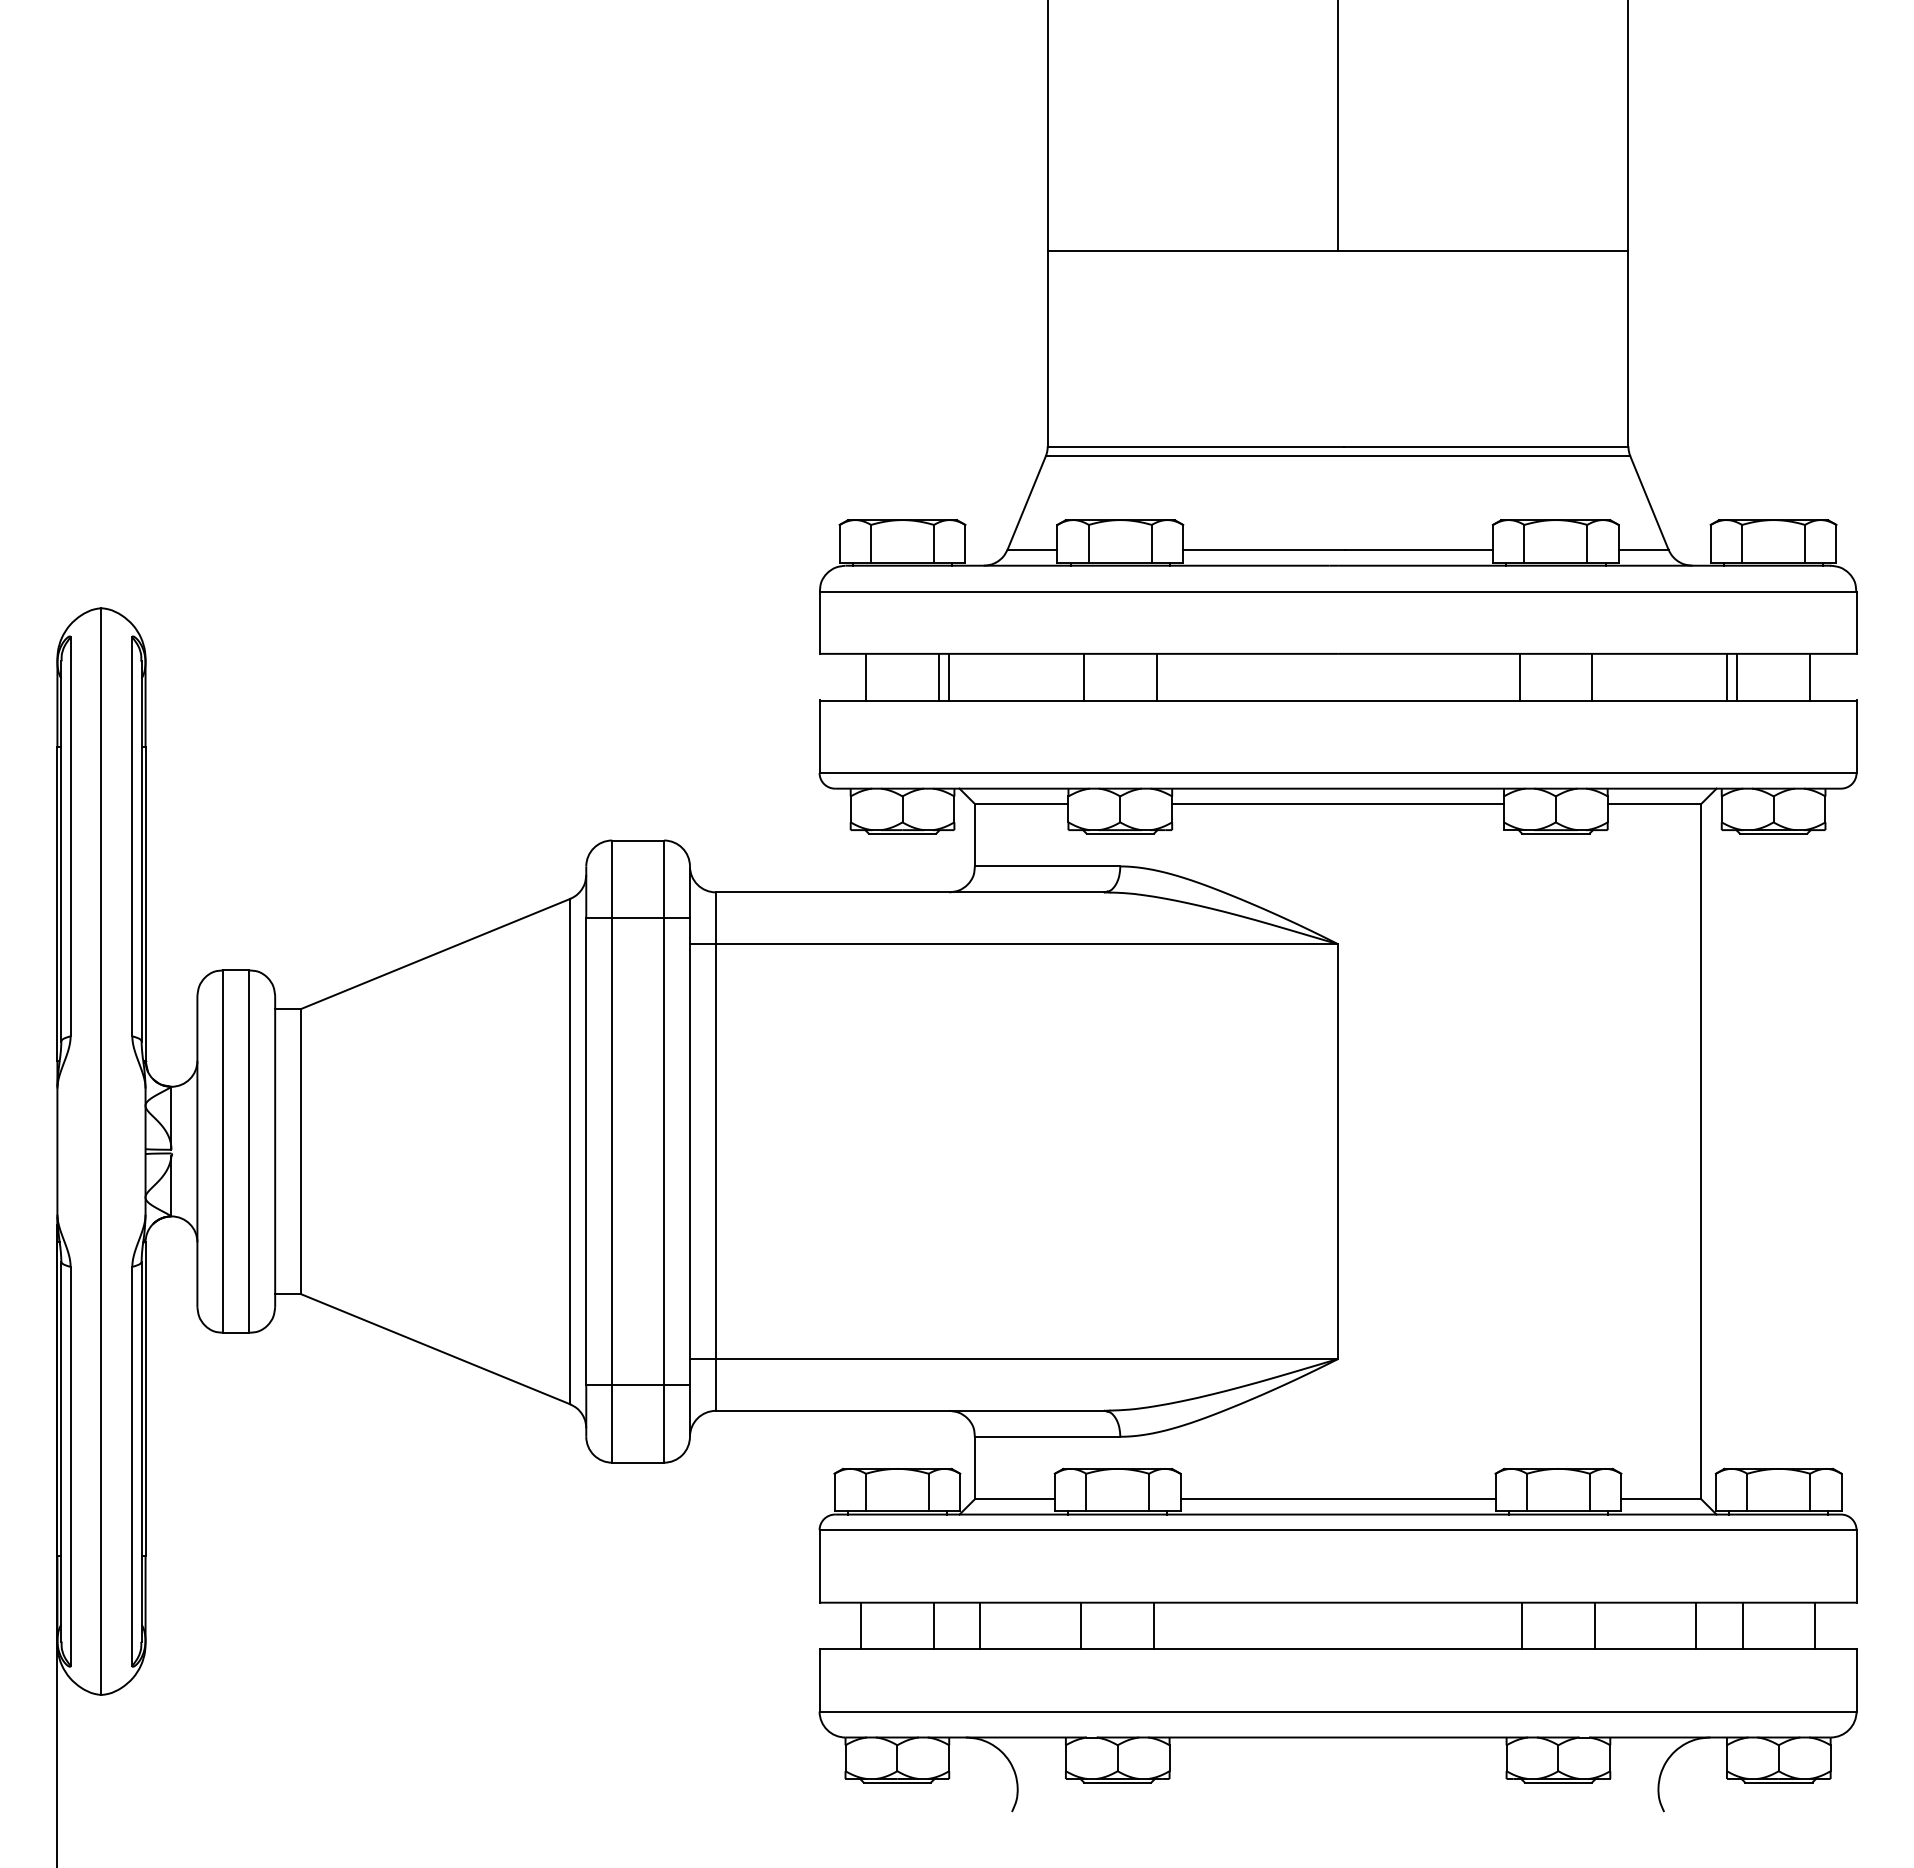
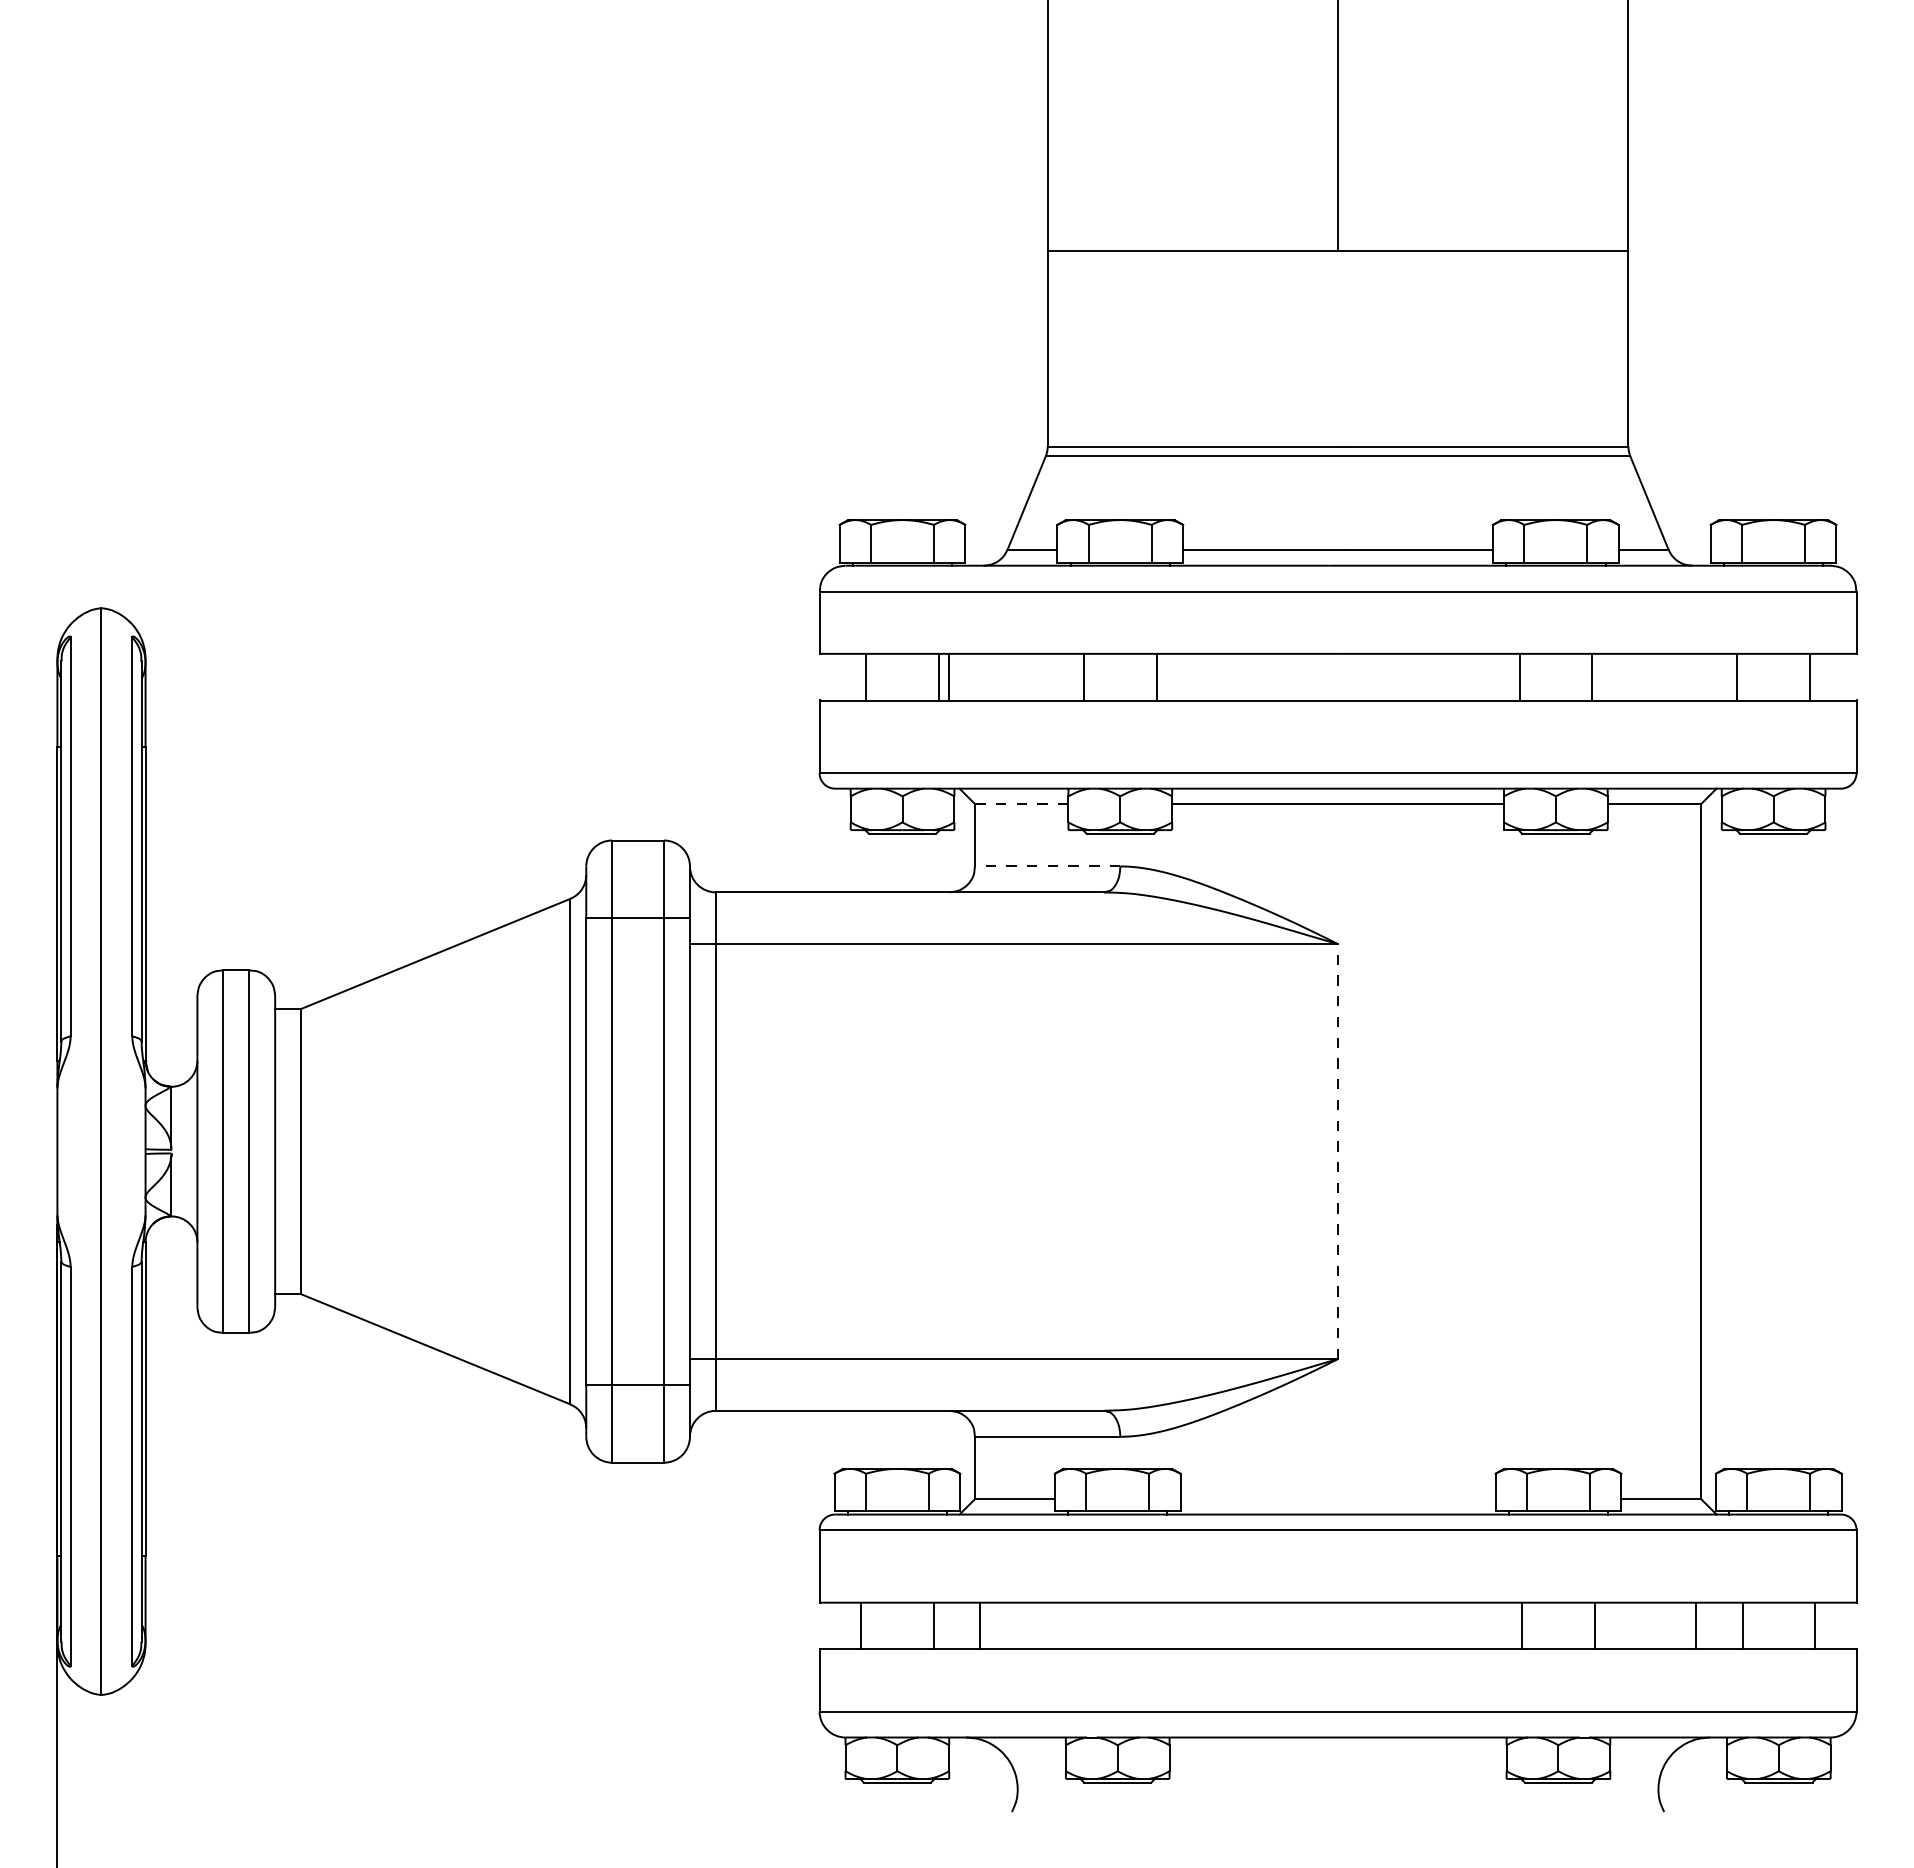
line: present -> none (1726, 676)
line: solid -> dashed (1021, 804)
line: solid -> dashed (1047, 866)
line: solid -> dashed (1338, 1151)
line: present -> none (1337, 1499)
line: present -> none (1081, 1625)
line: present -> none (1154, 1625)
